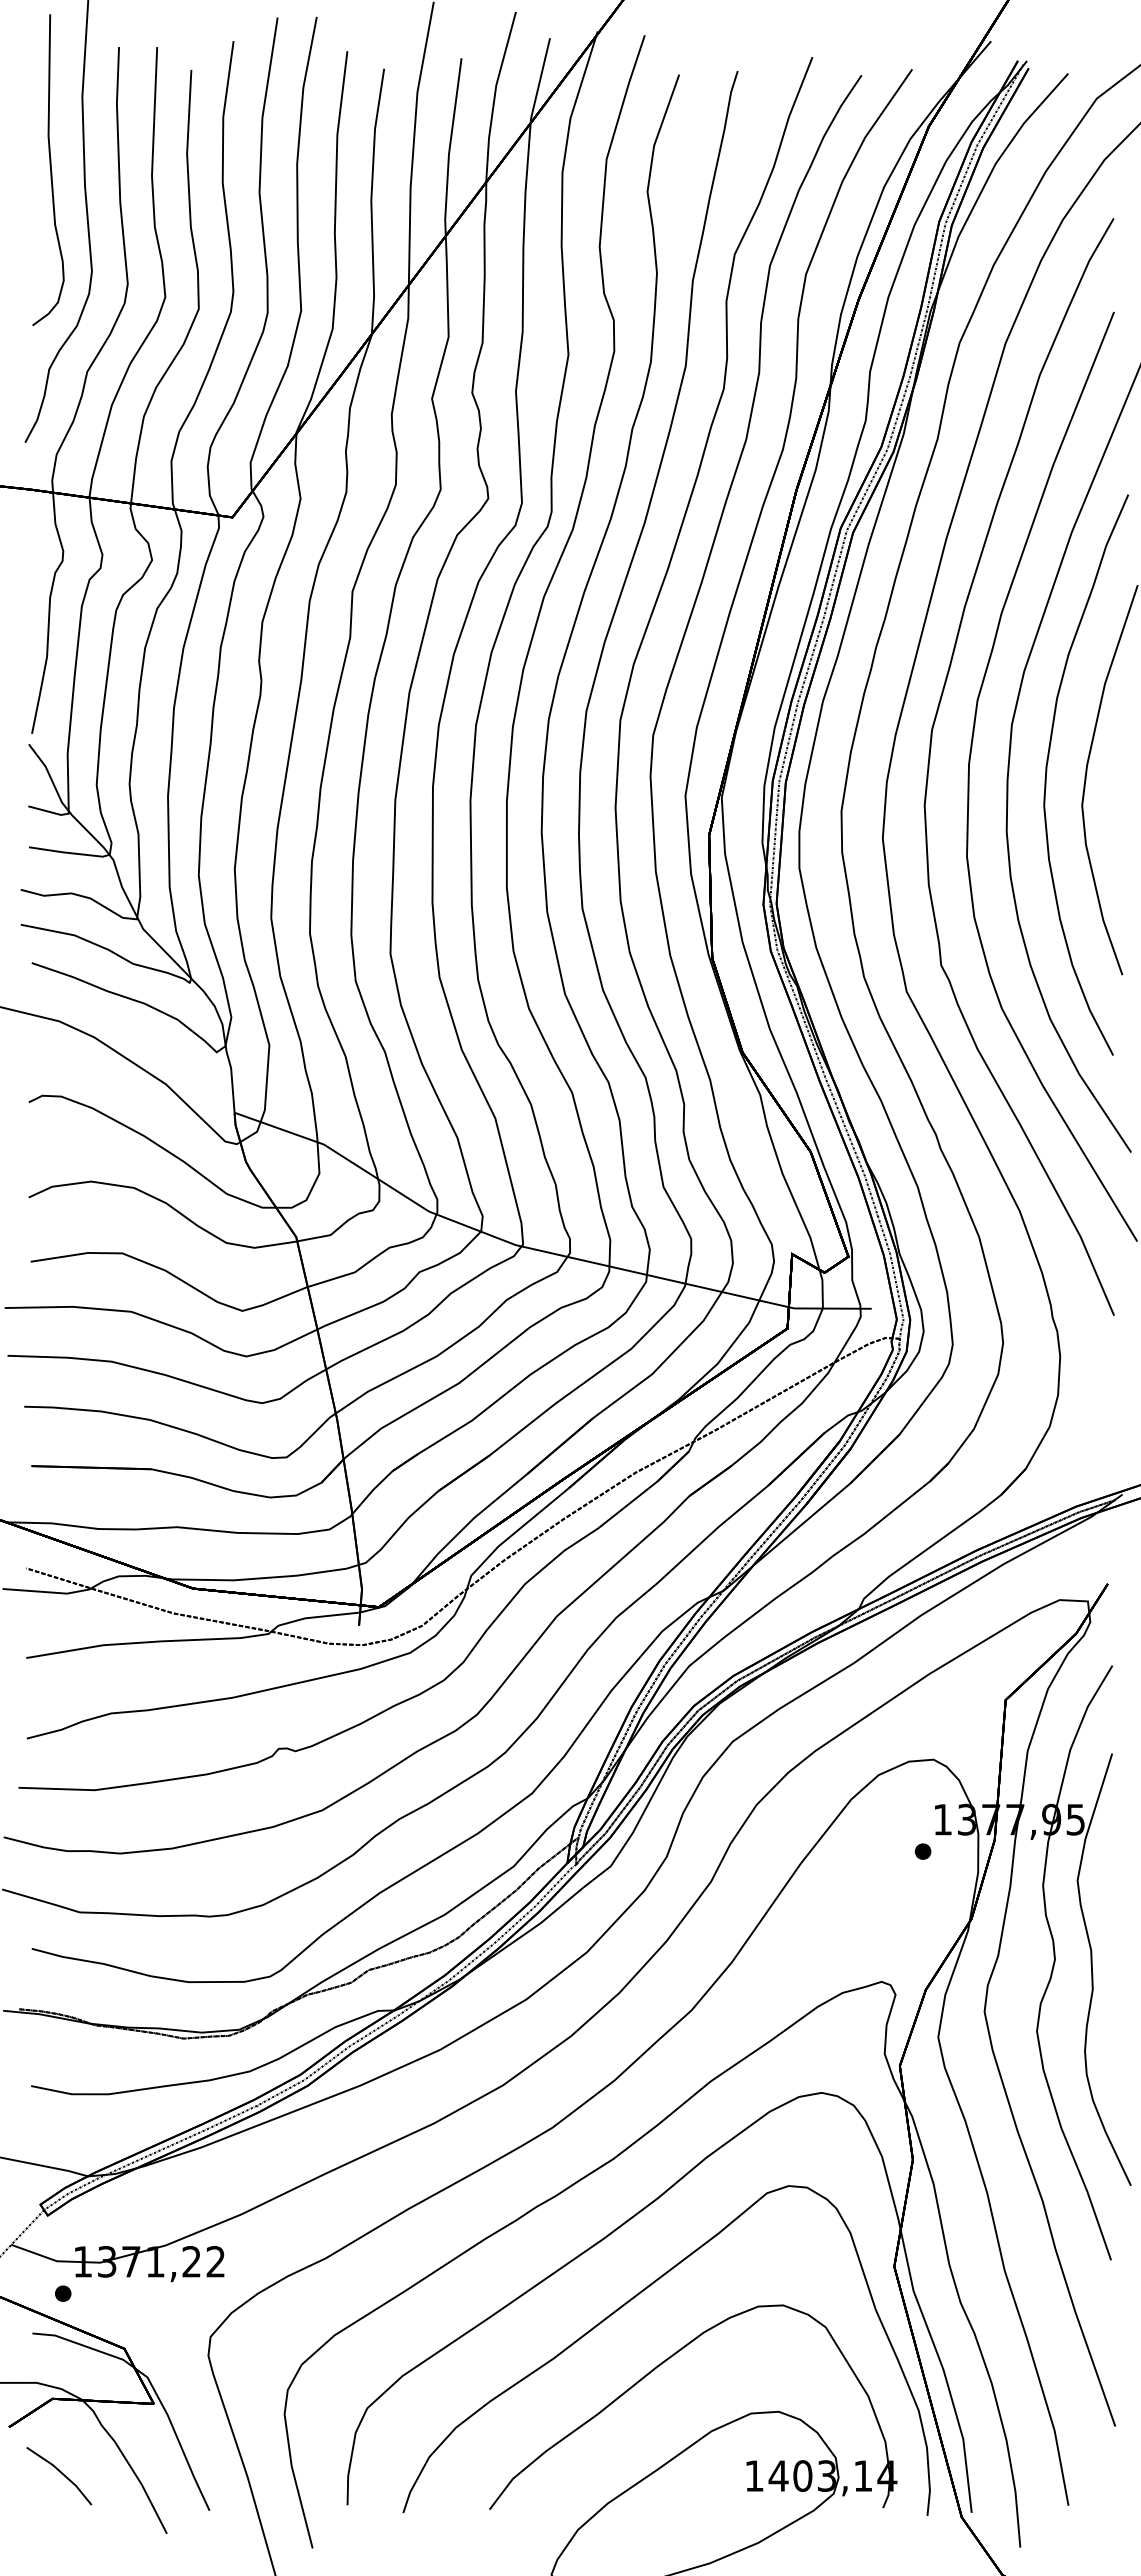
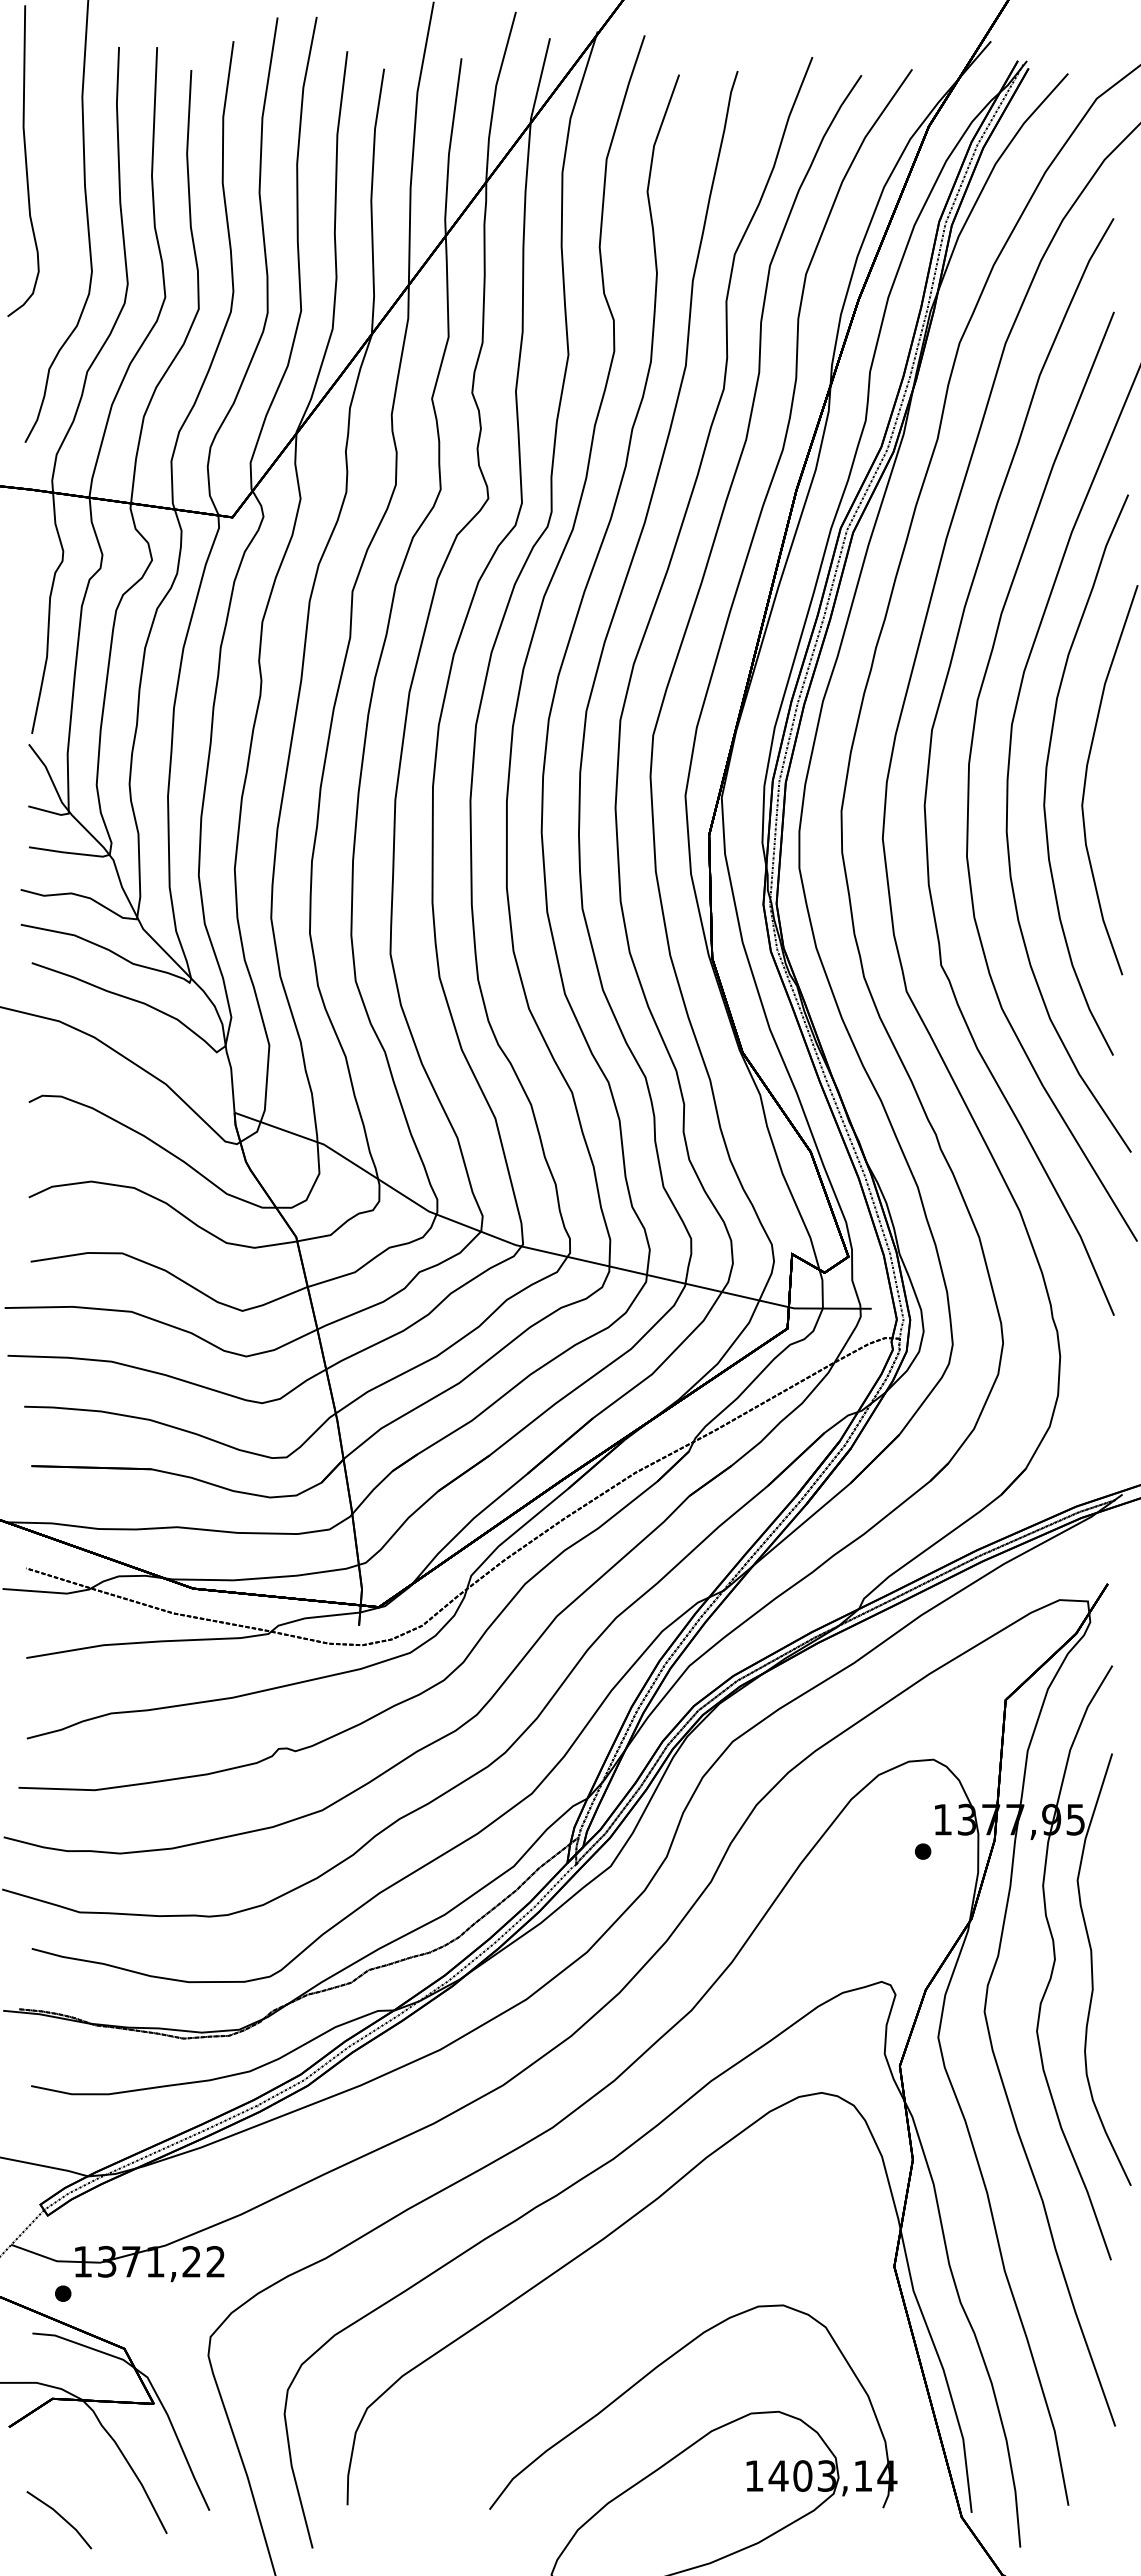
part position: (48, 170) -> (23, 161) (23, 161)
curve: present -> none (630, 2301)
line position: (61, 2474) -> (61, 2518) (61, 2518)
